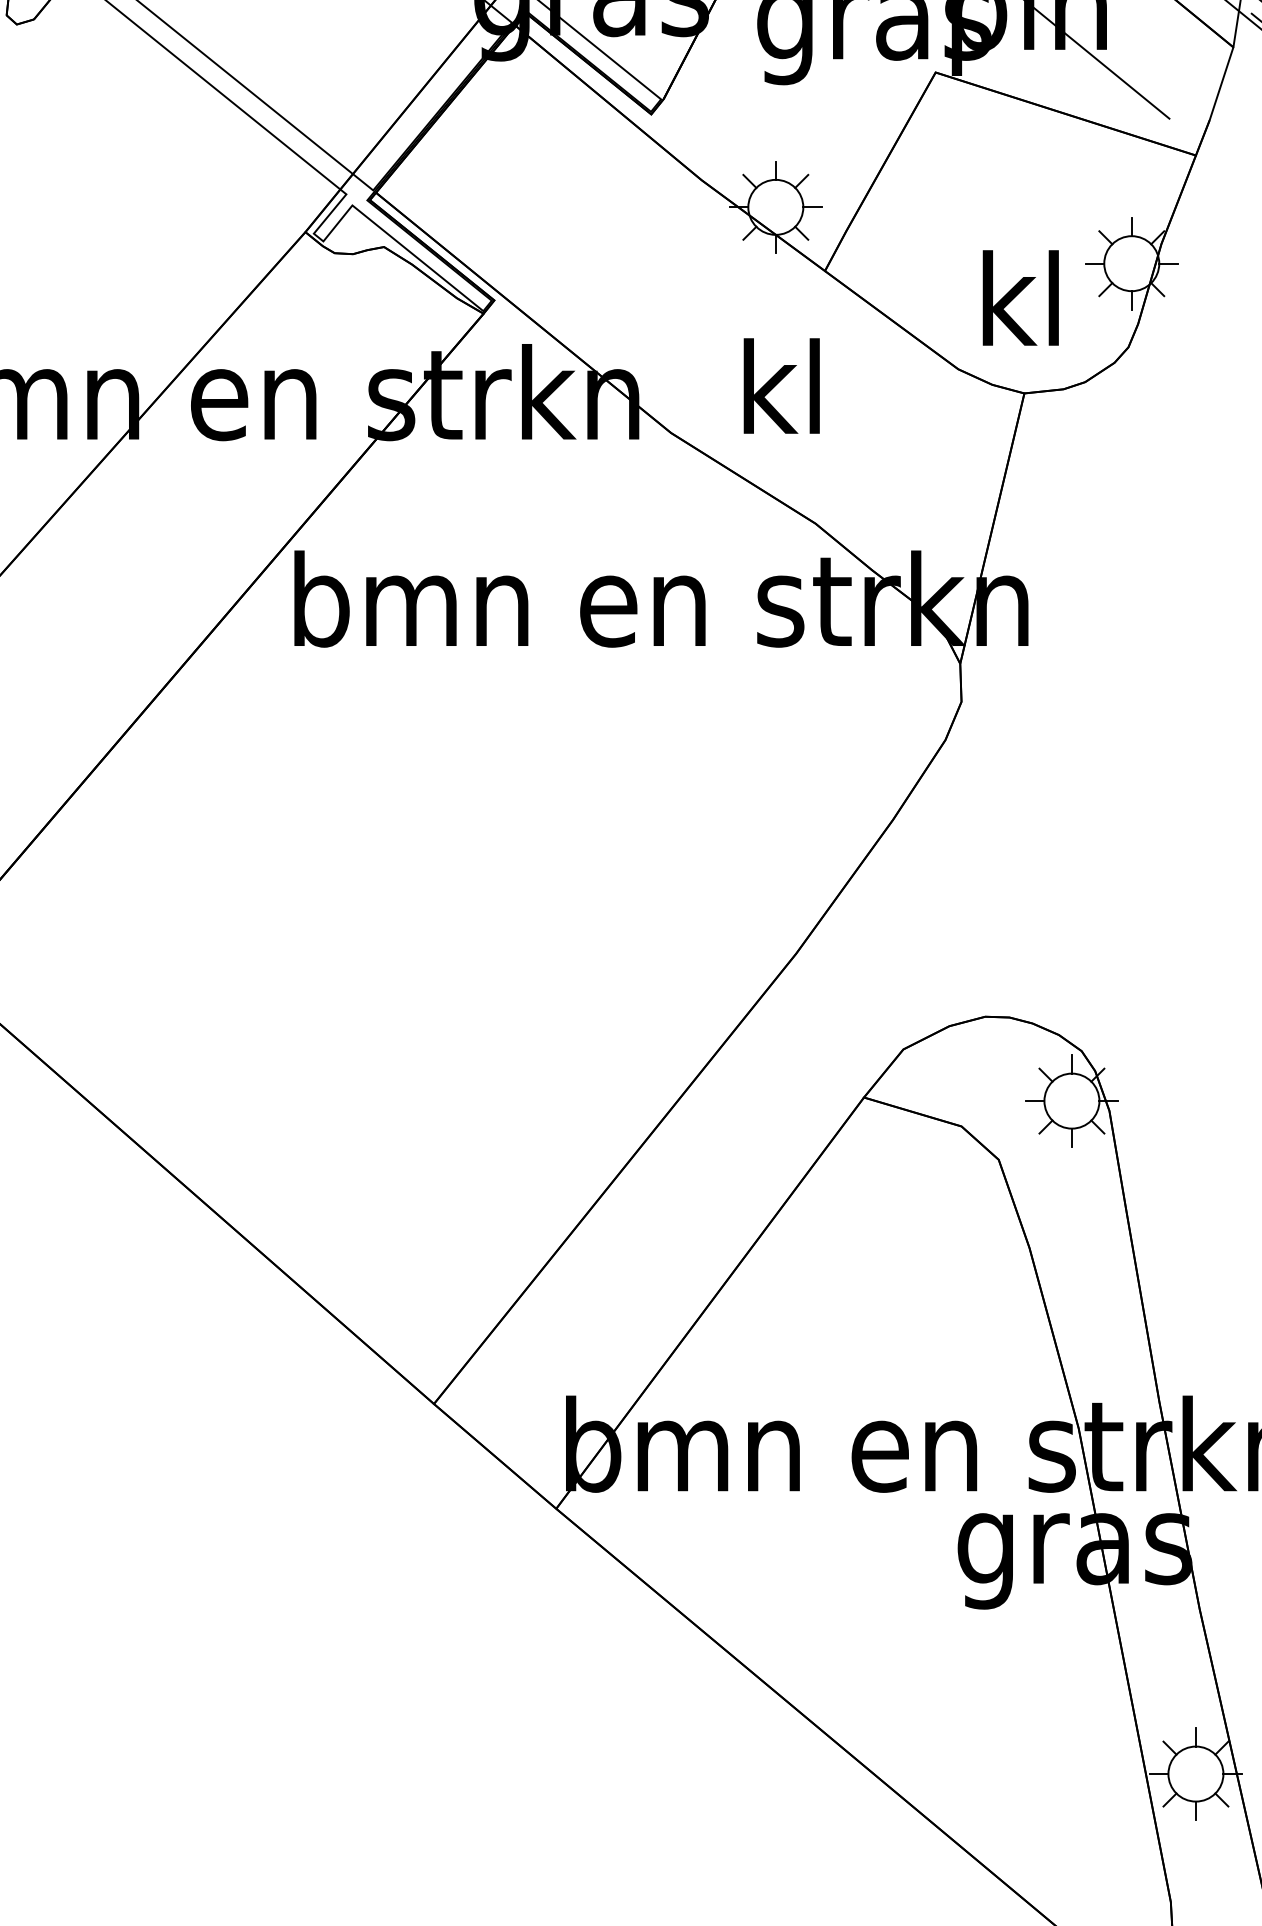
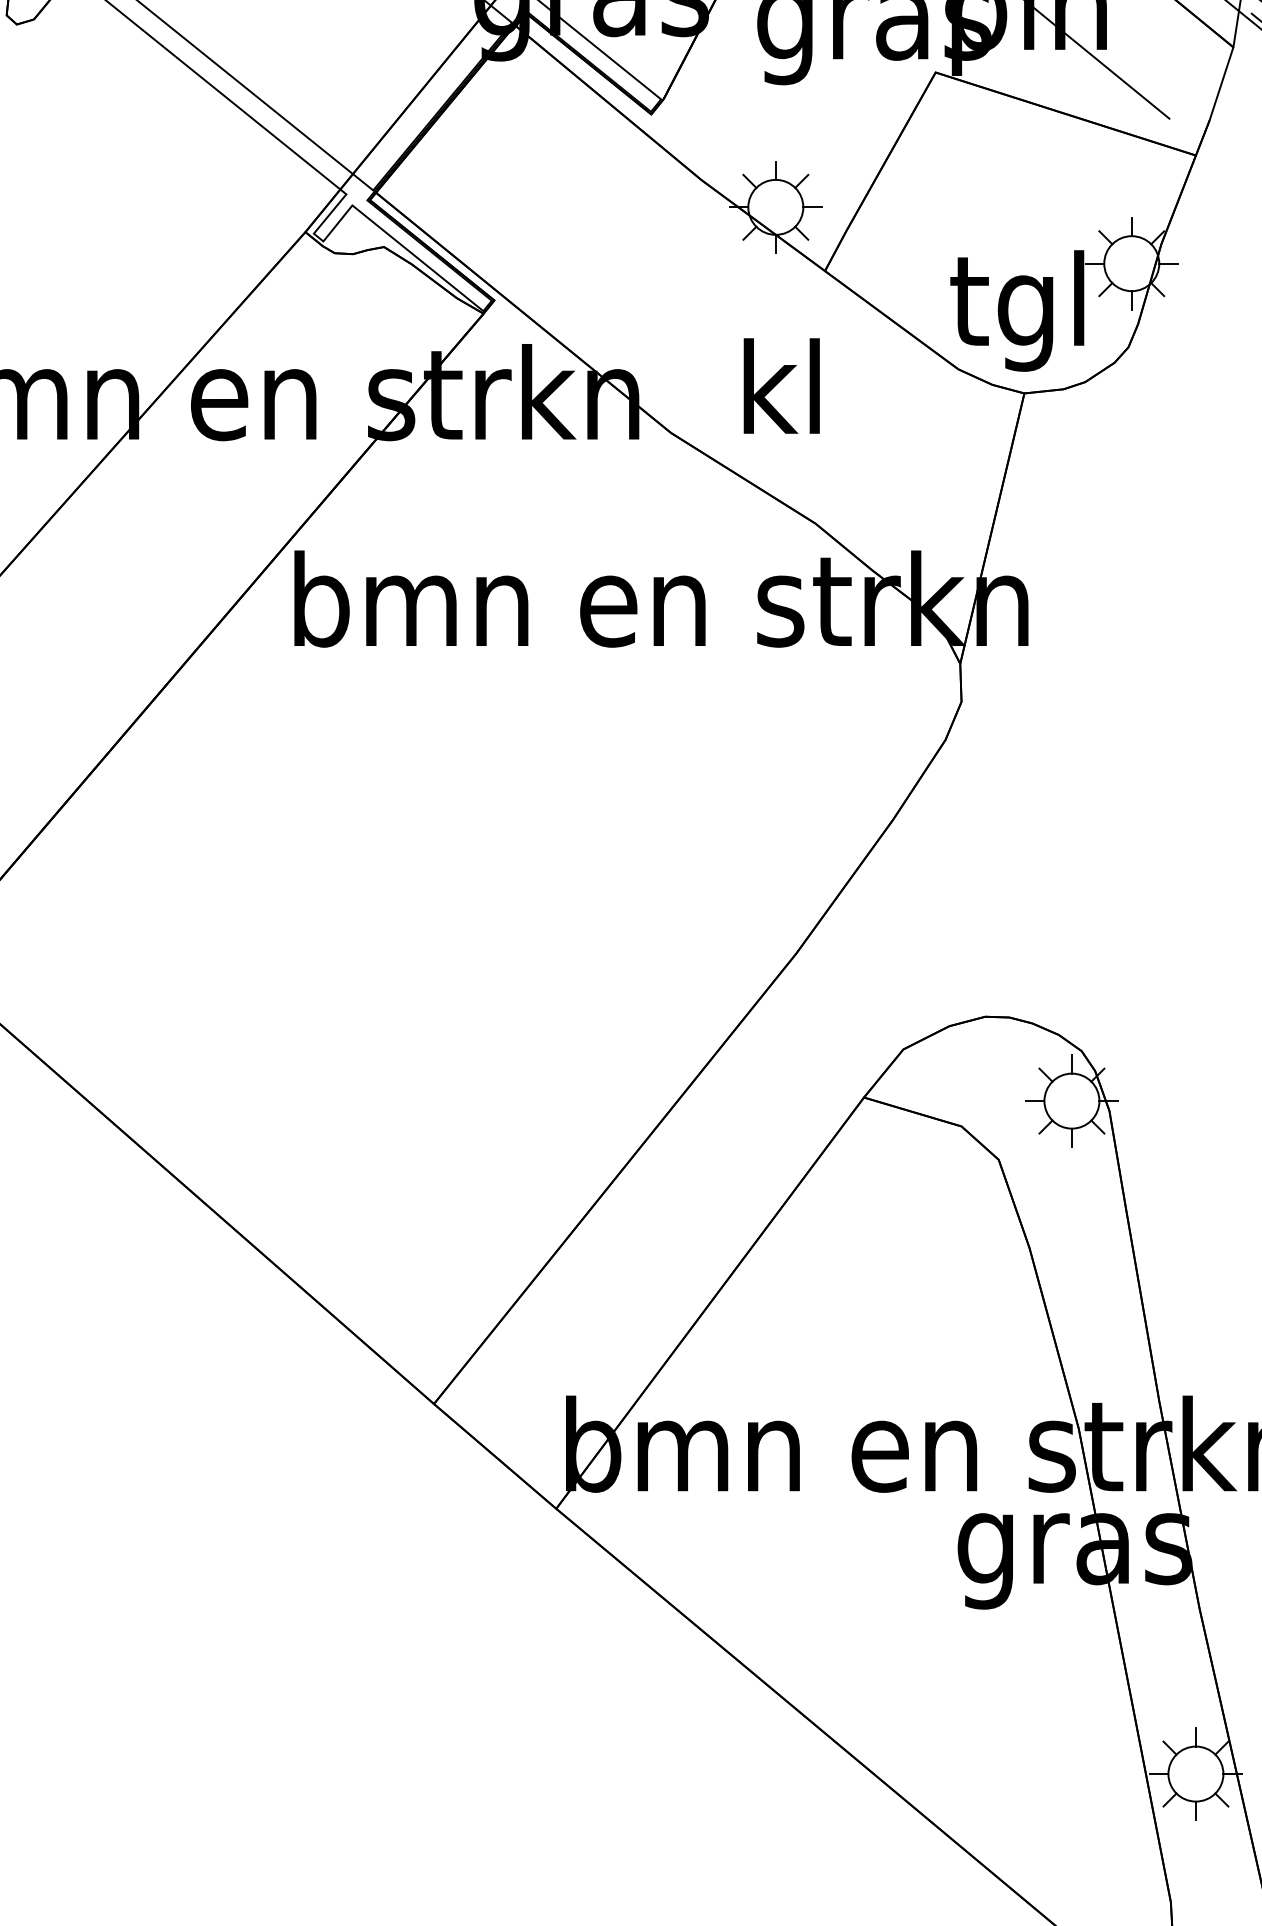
text: kl -> tgl (1017, 310)
